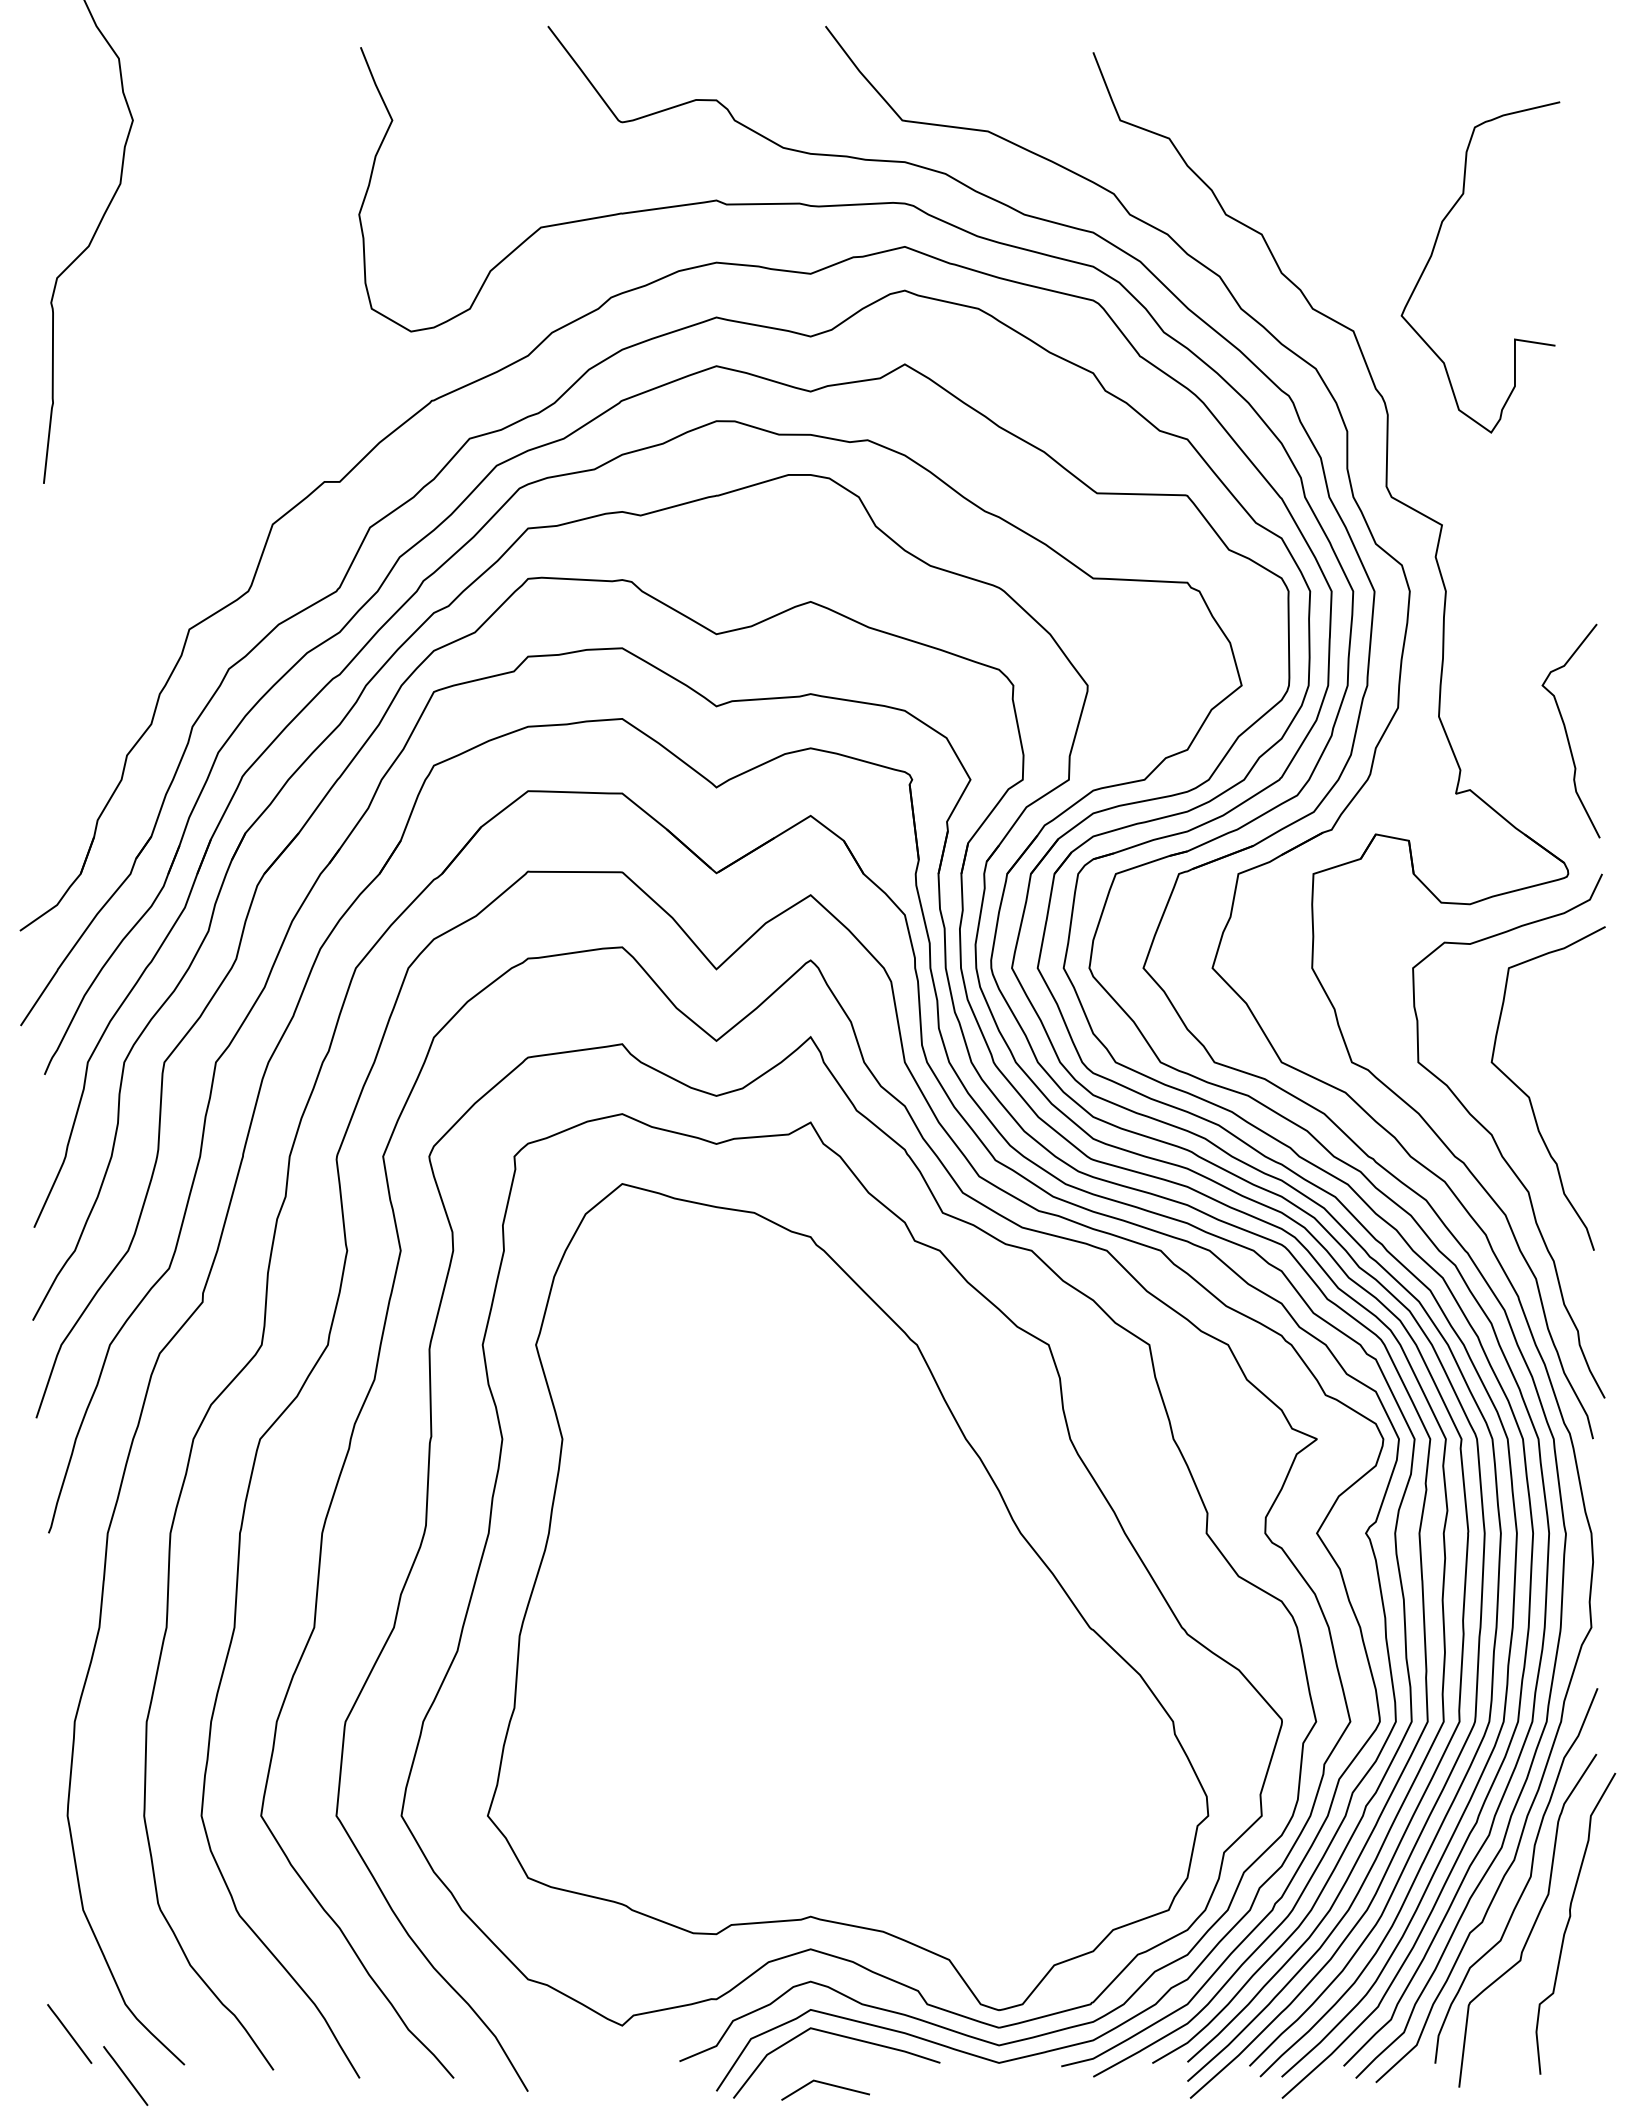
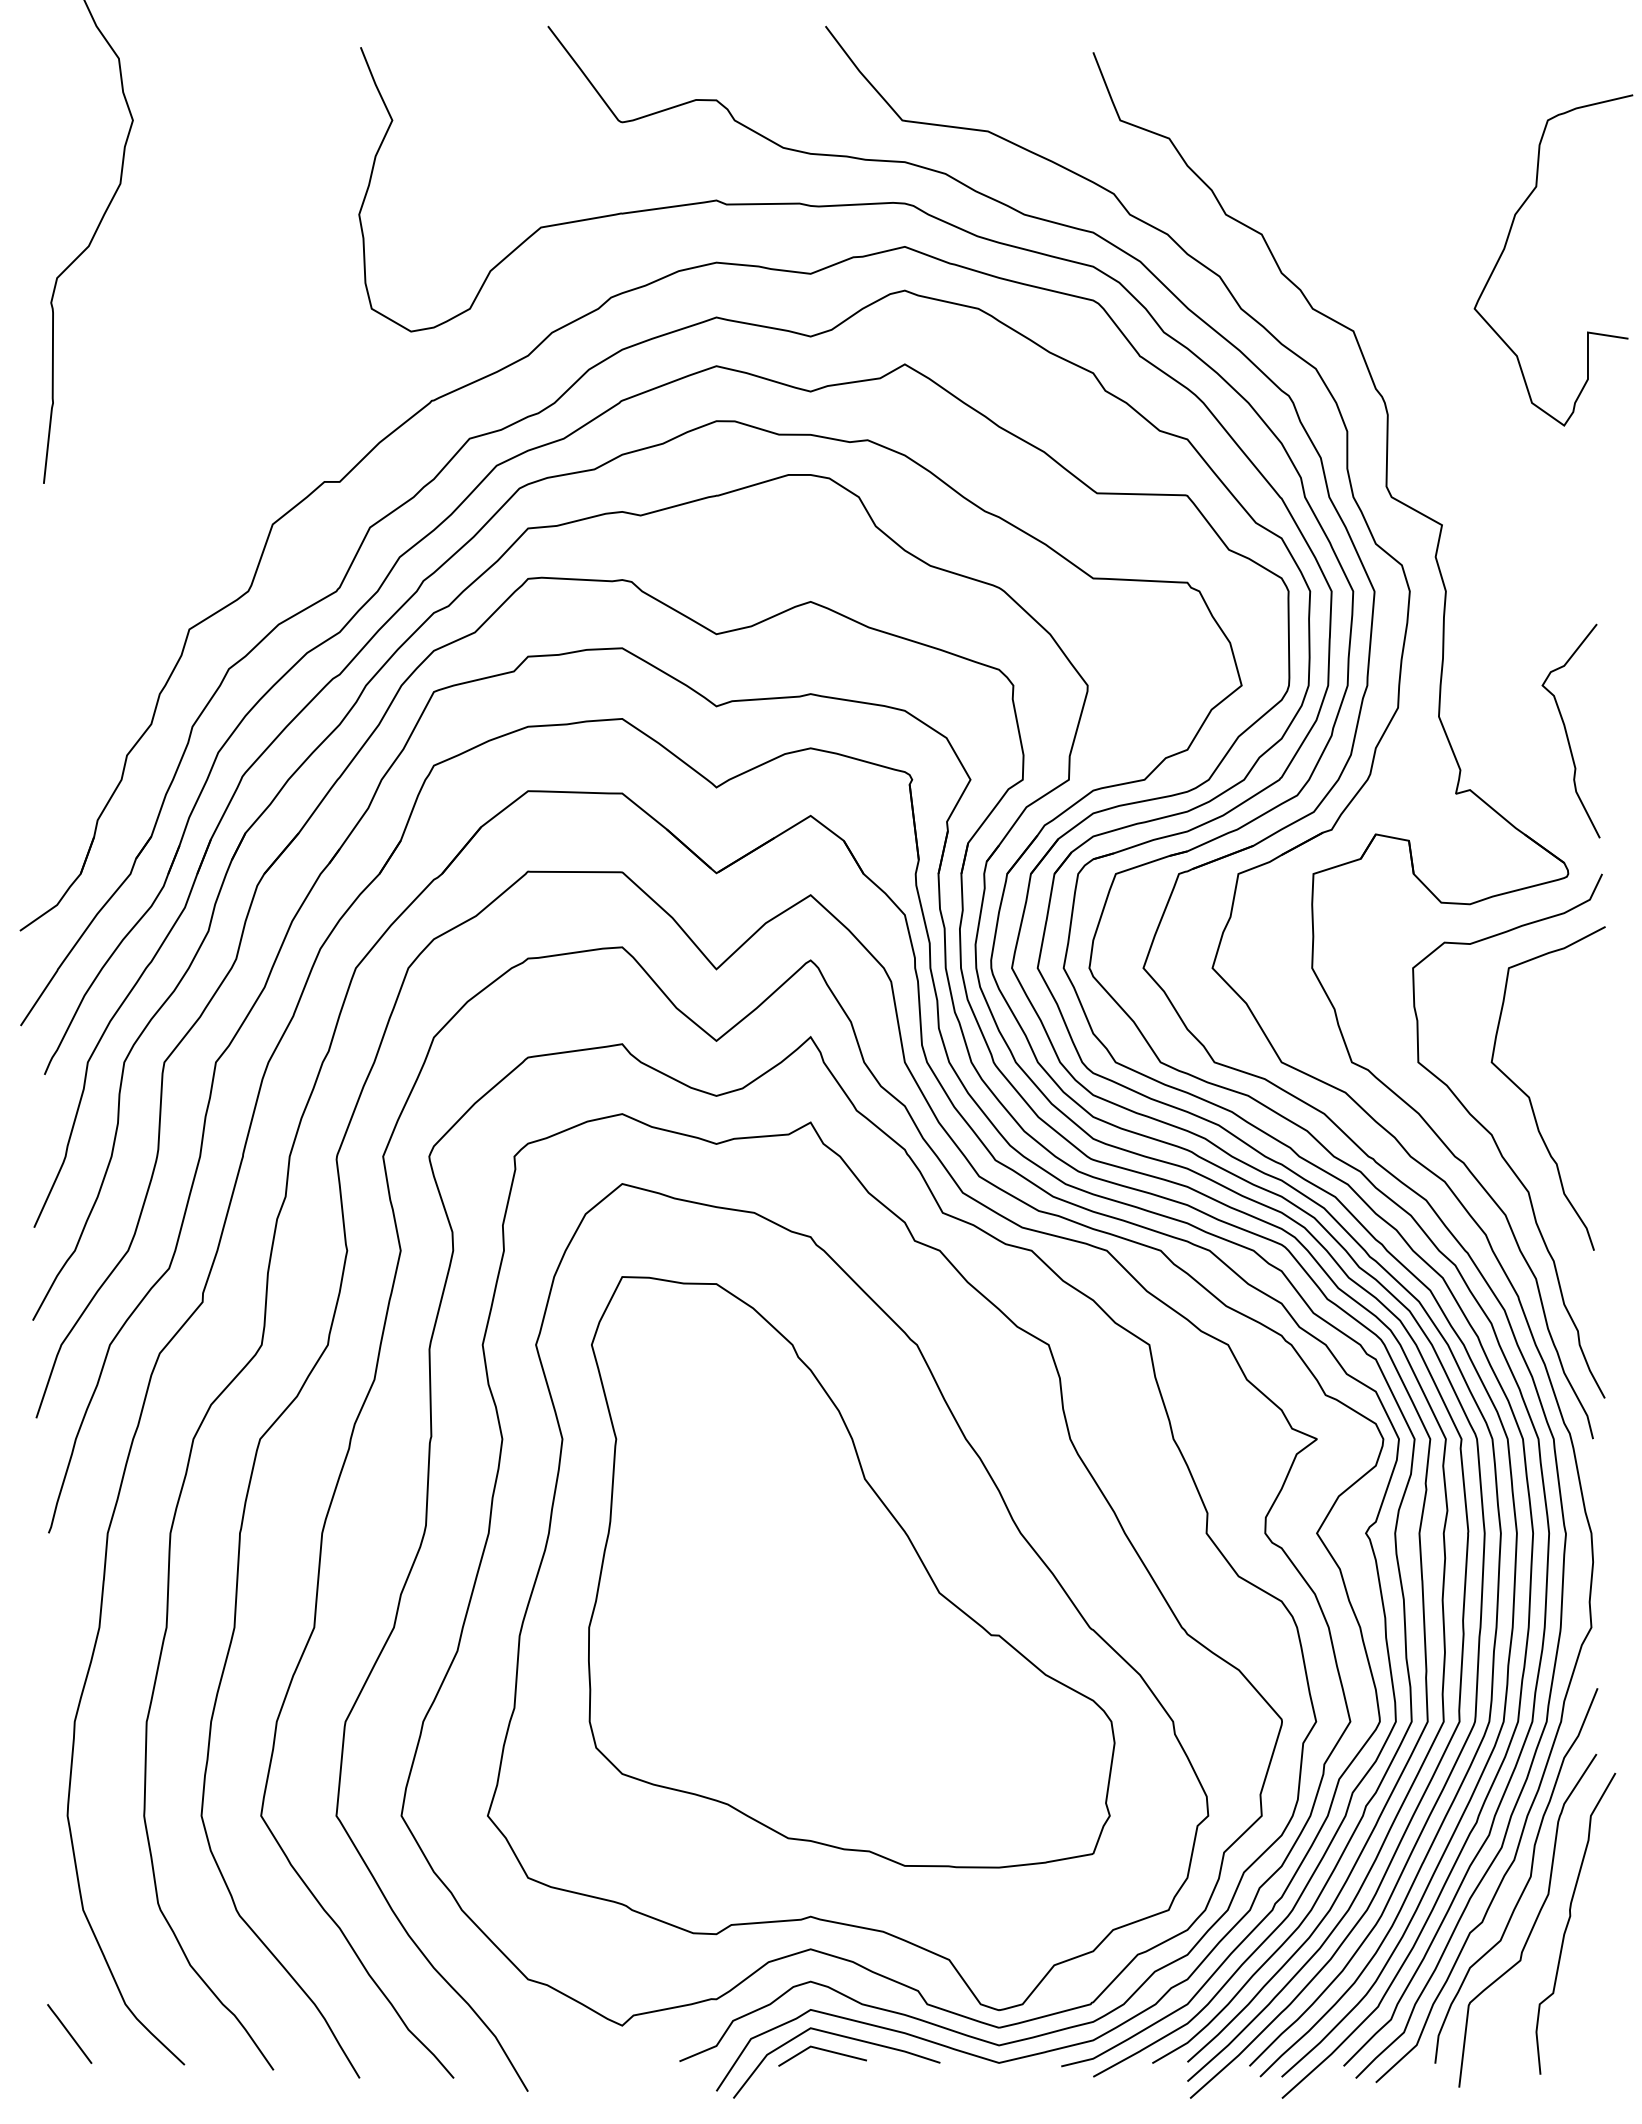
curve position: (1433, 252) -> (1506, 245) (1506, 245)
part: none -> present (851, 1572)
line: present -> none (125, 2075)
line position: (825, 2084) -> (822, 2050) (822, 2050)
